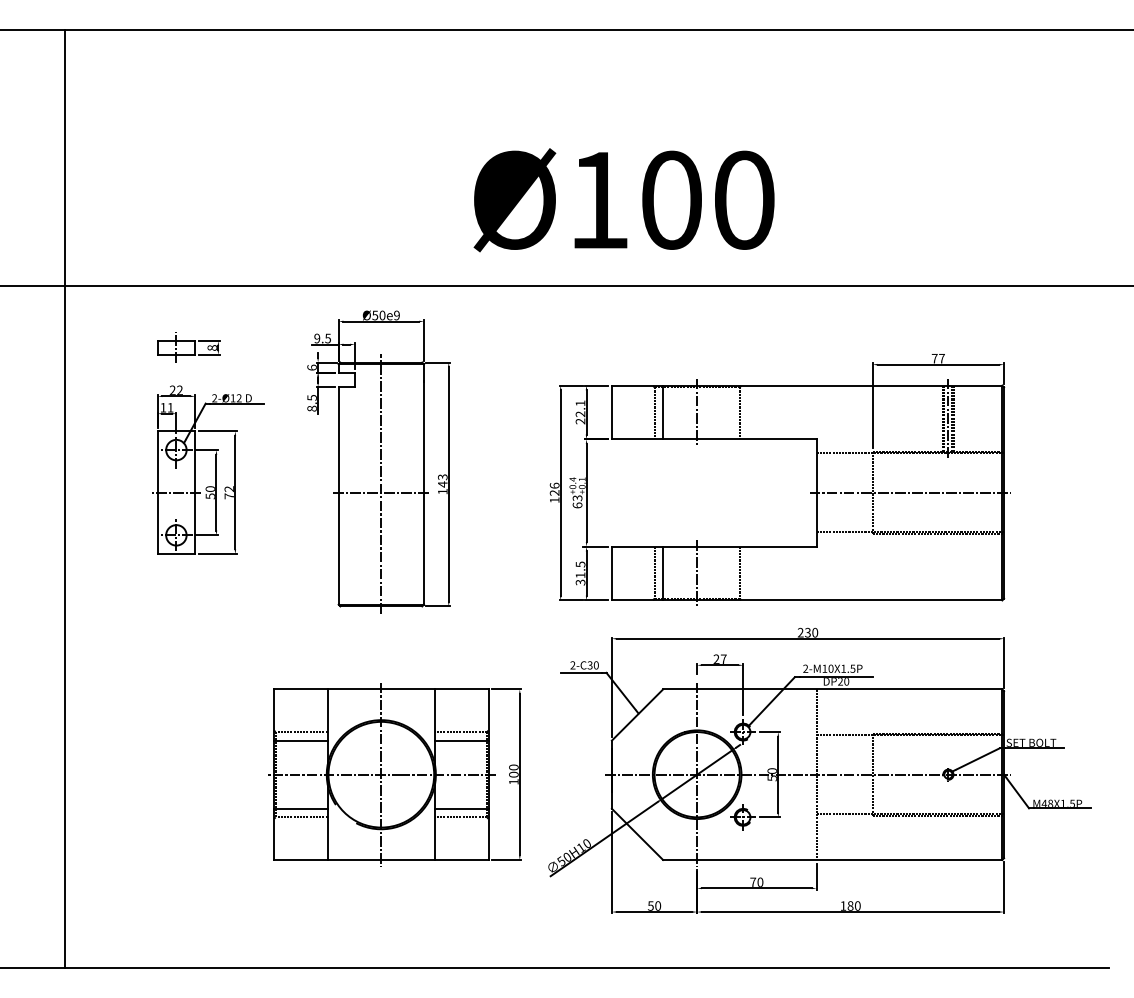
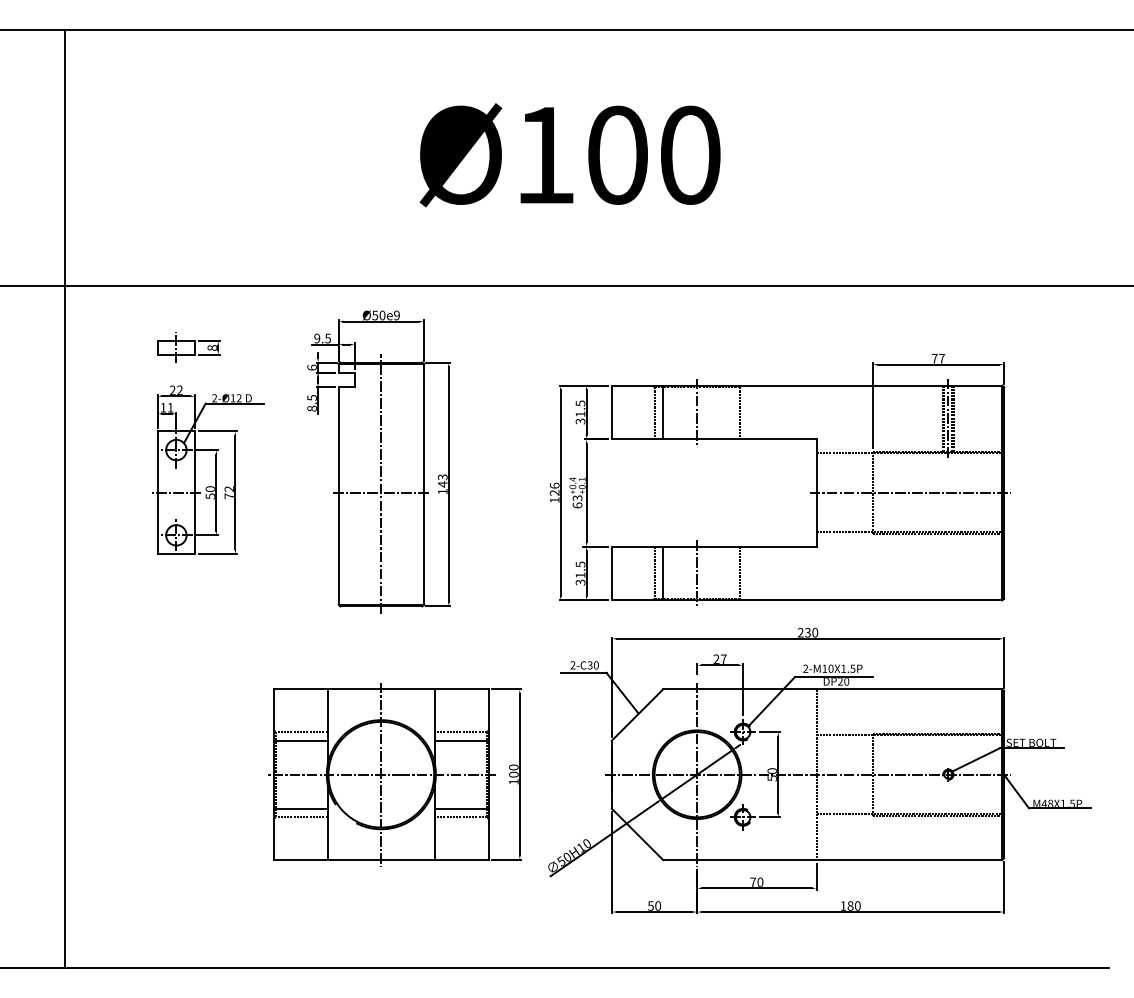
text position: (623, 200) -> (569, 155) (569, 155)
text: 22.1 -> 31.5 (580, 412)
